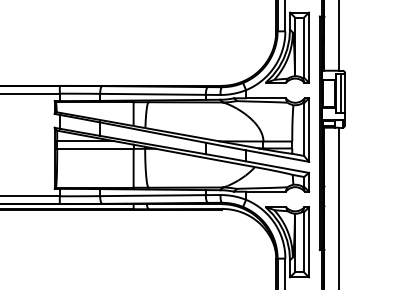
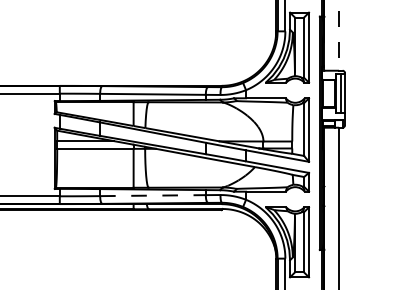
line: solid -> dashed (339, 35)
line: solid -> dashed (152, 195)
